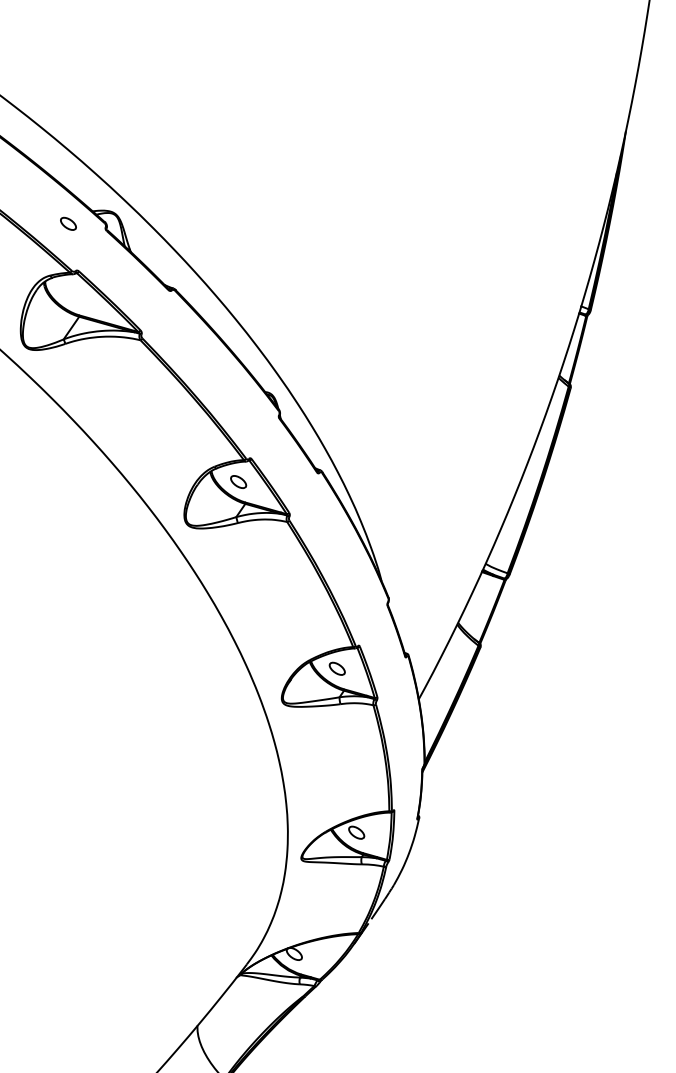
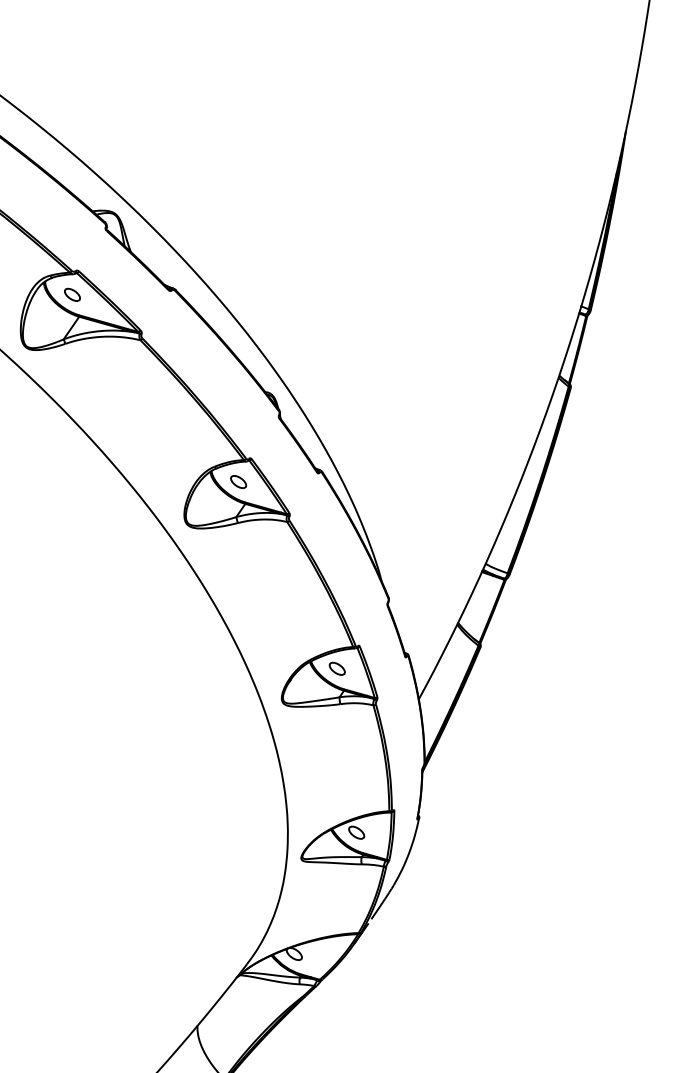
part position: (68, 223) -> (72, 294) (72, 294)
